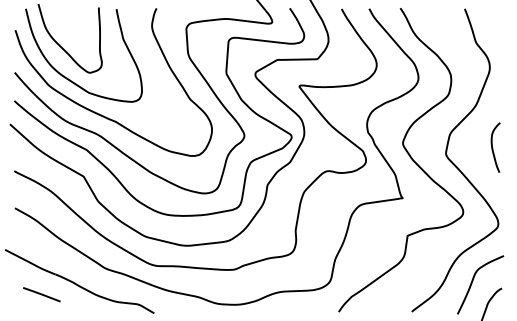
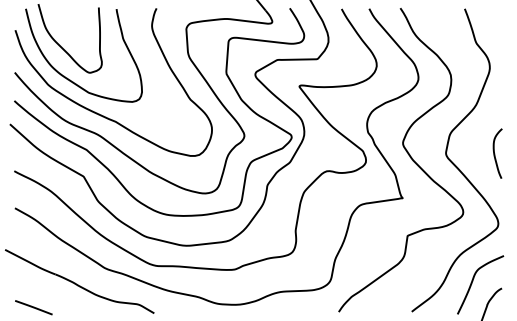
curve position: (493, 147) -> (495, 153) (495, 153)
line position: (41, 294) -> (33, 307) (33, 307)
